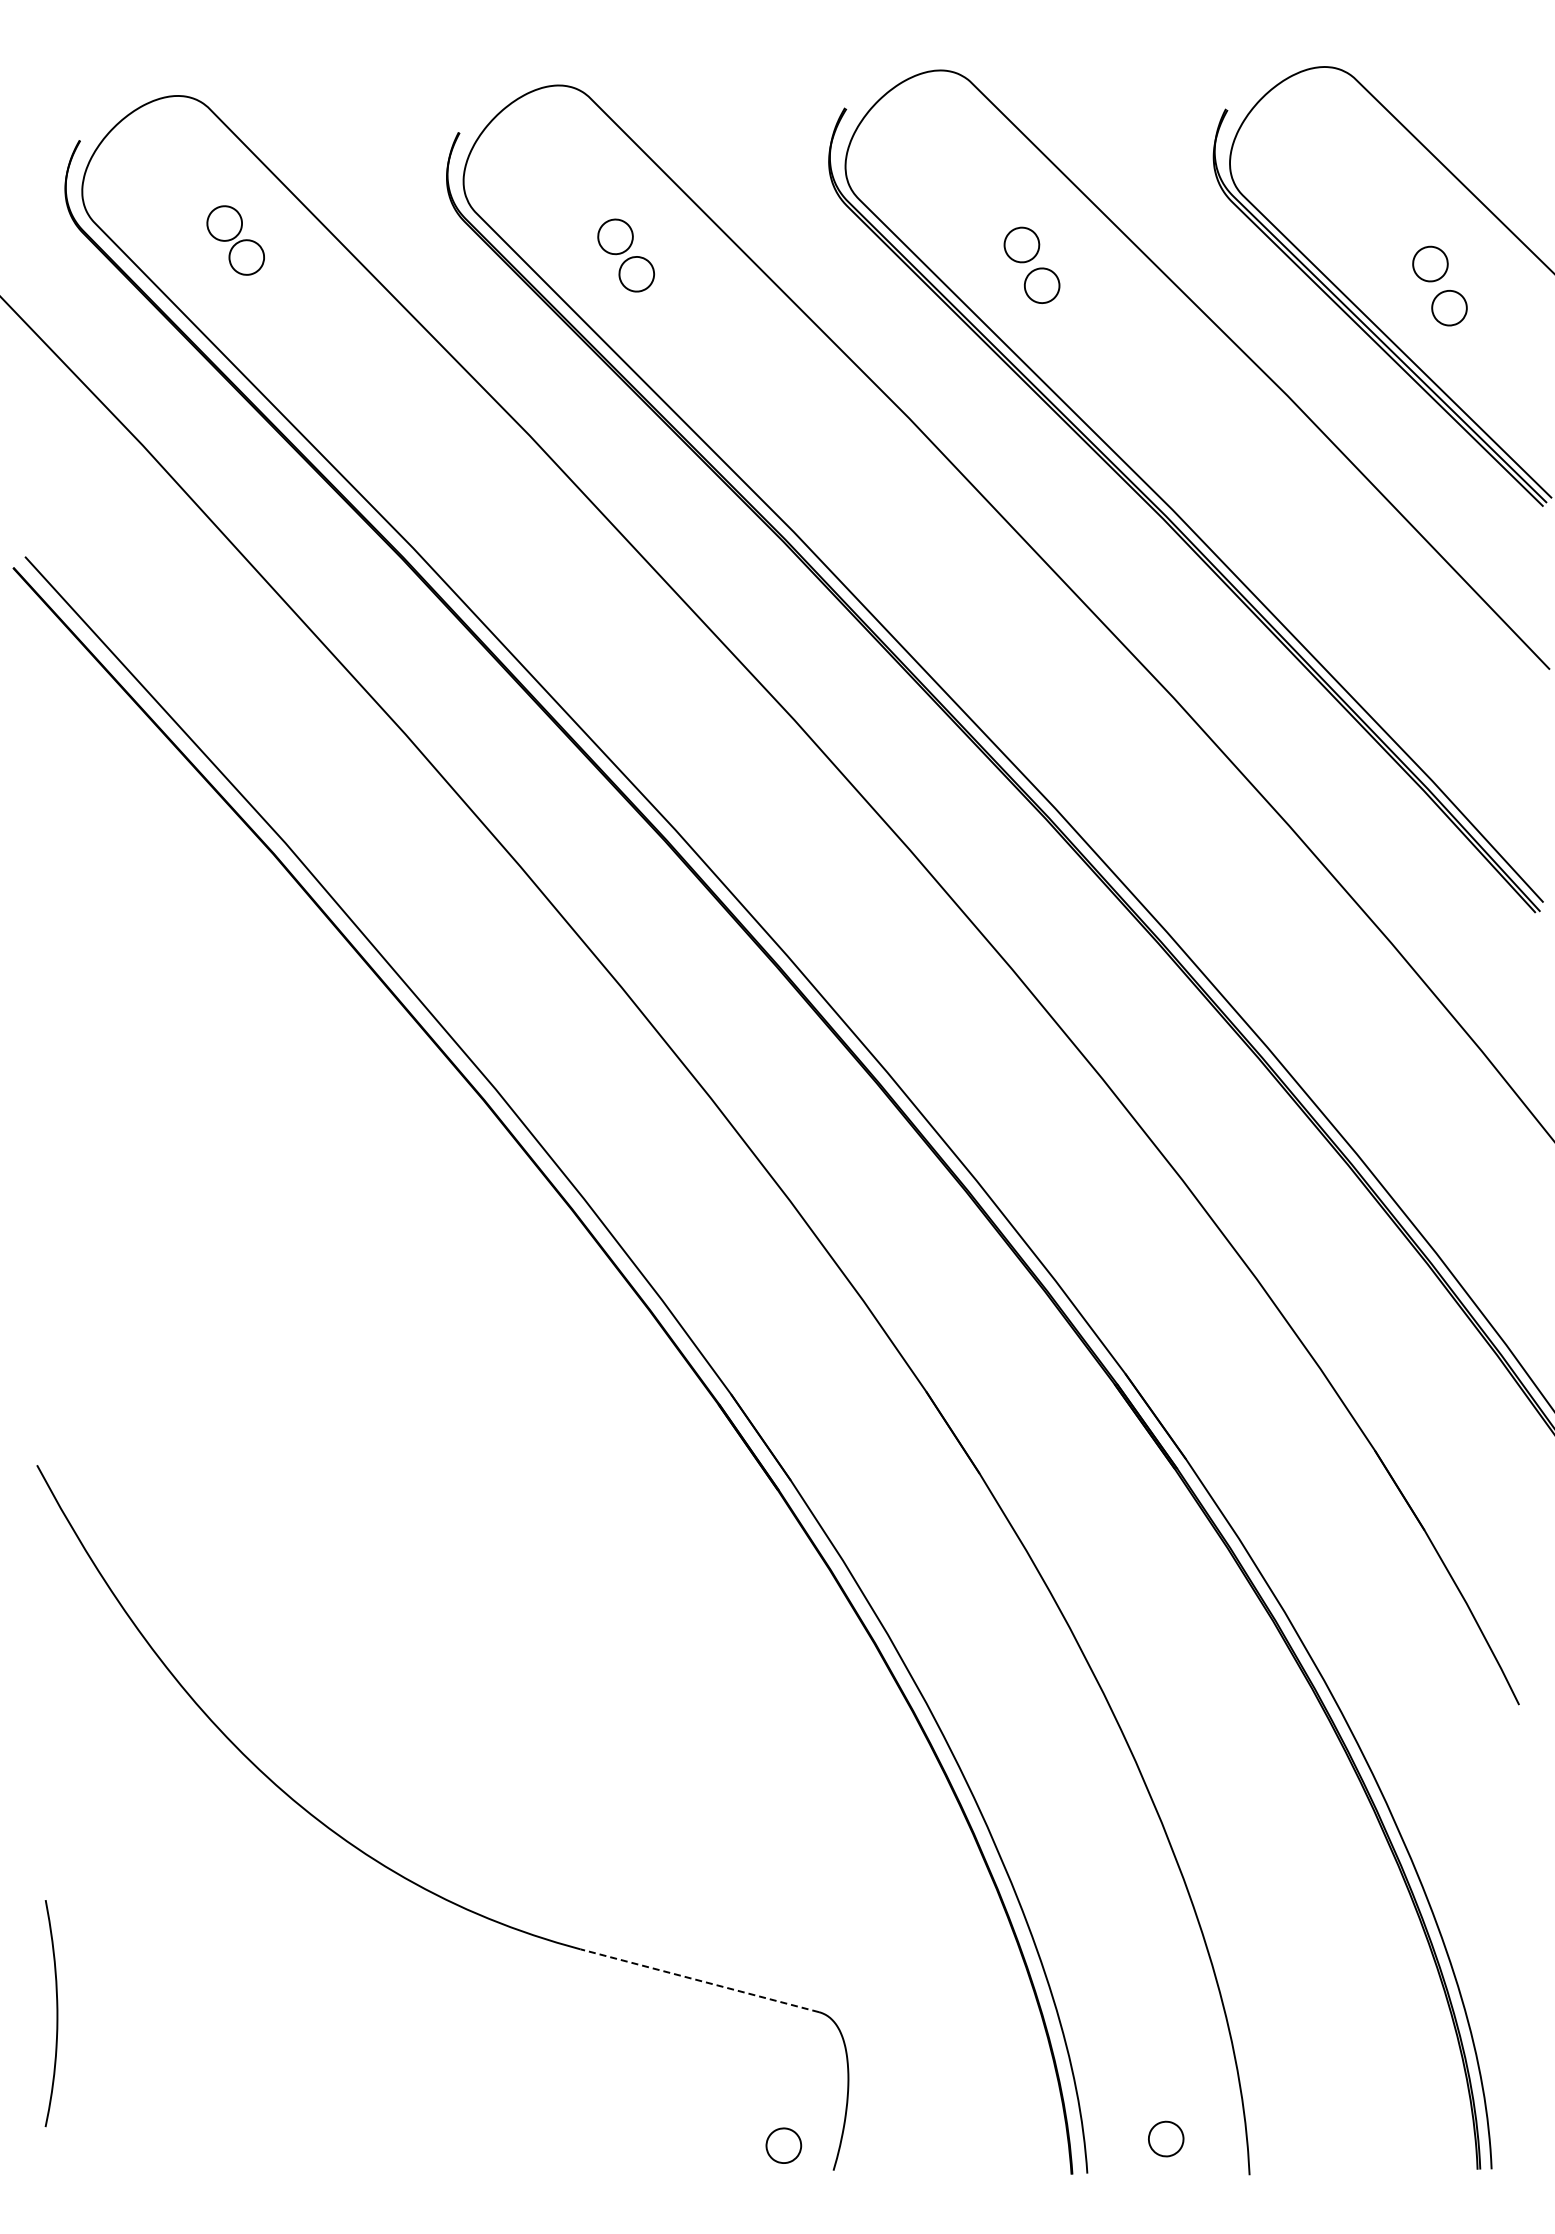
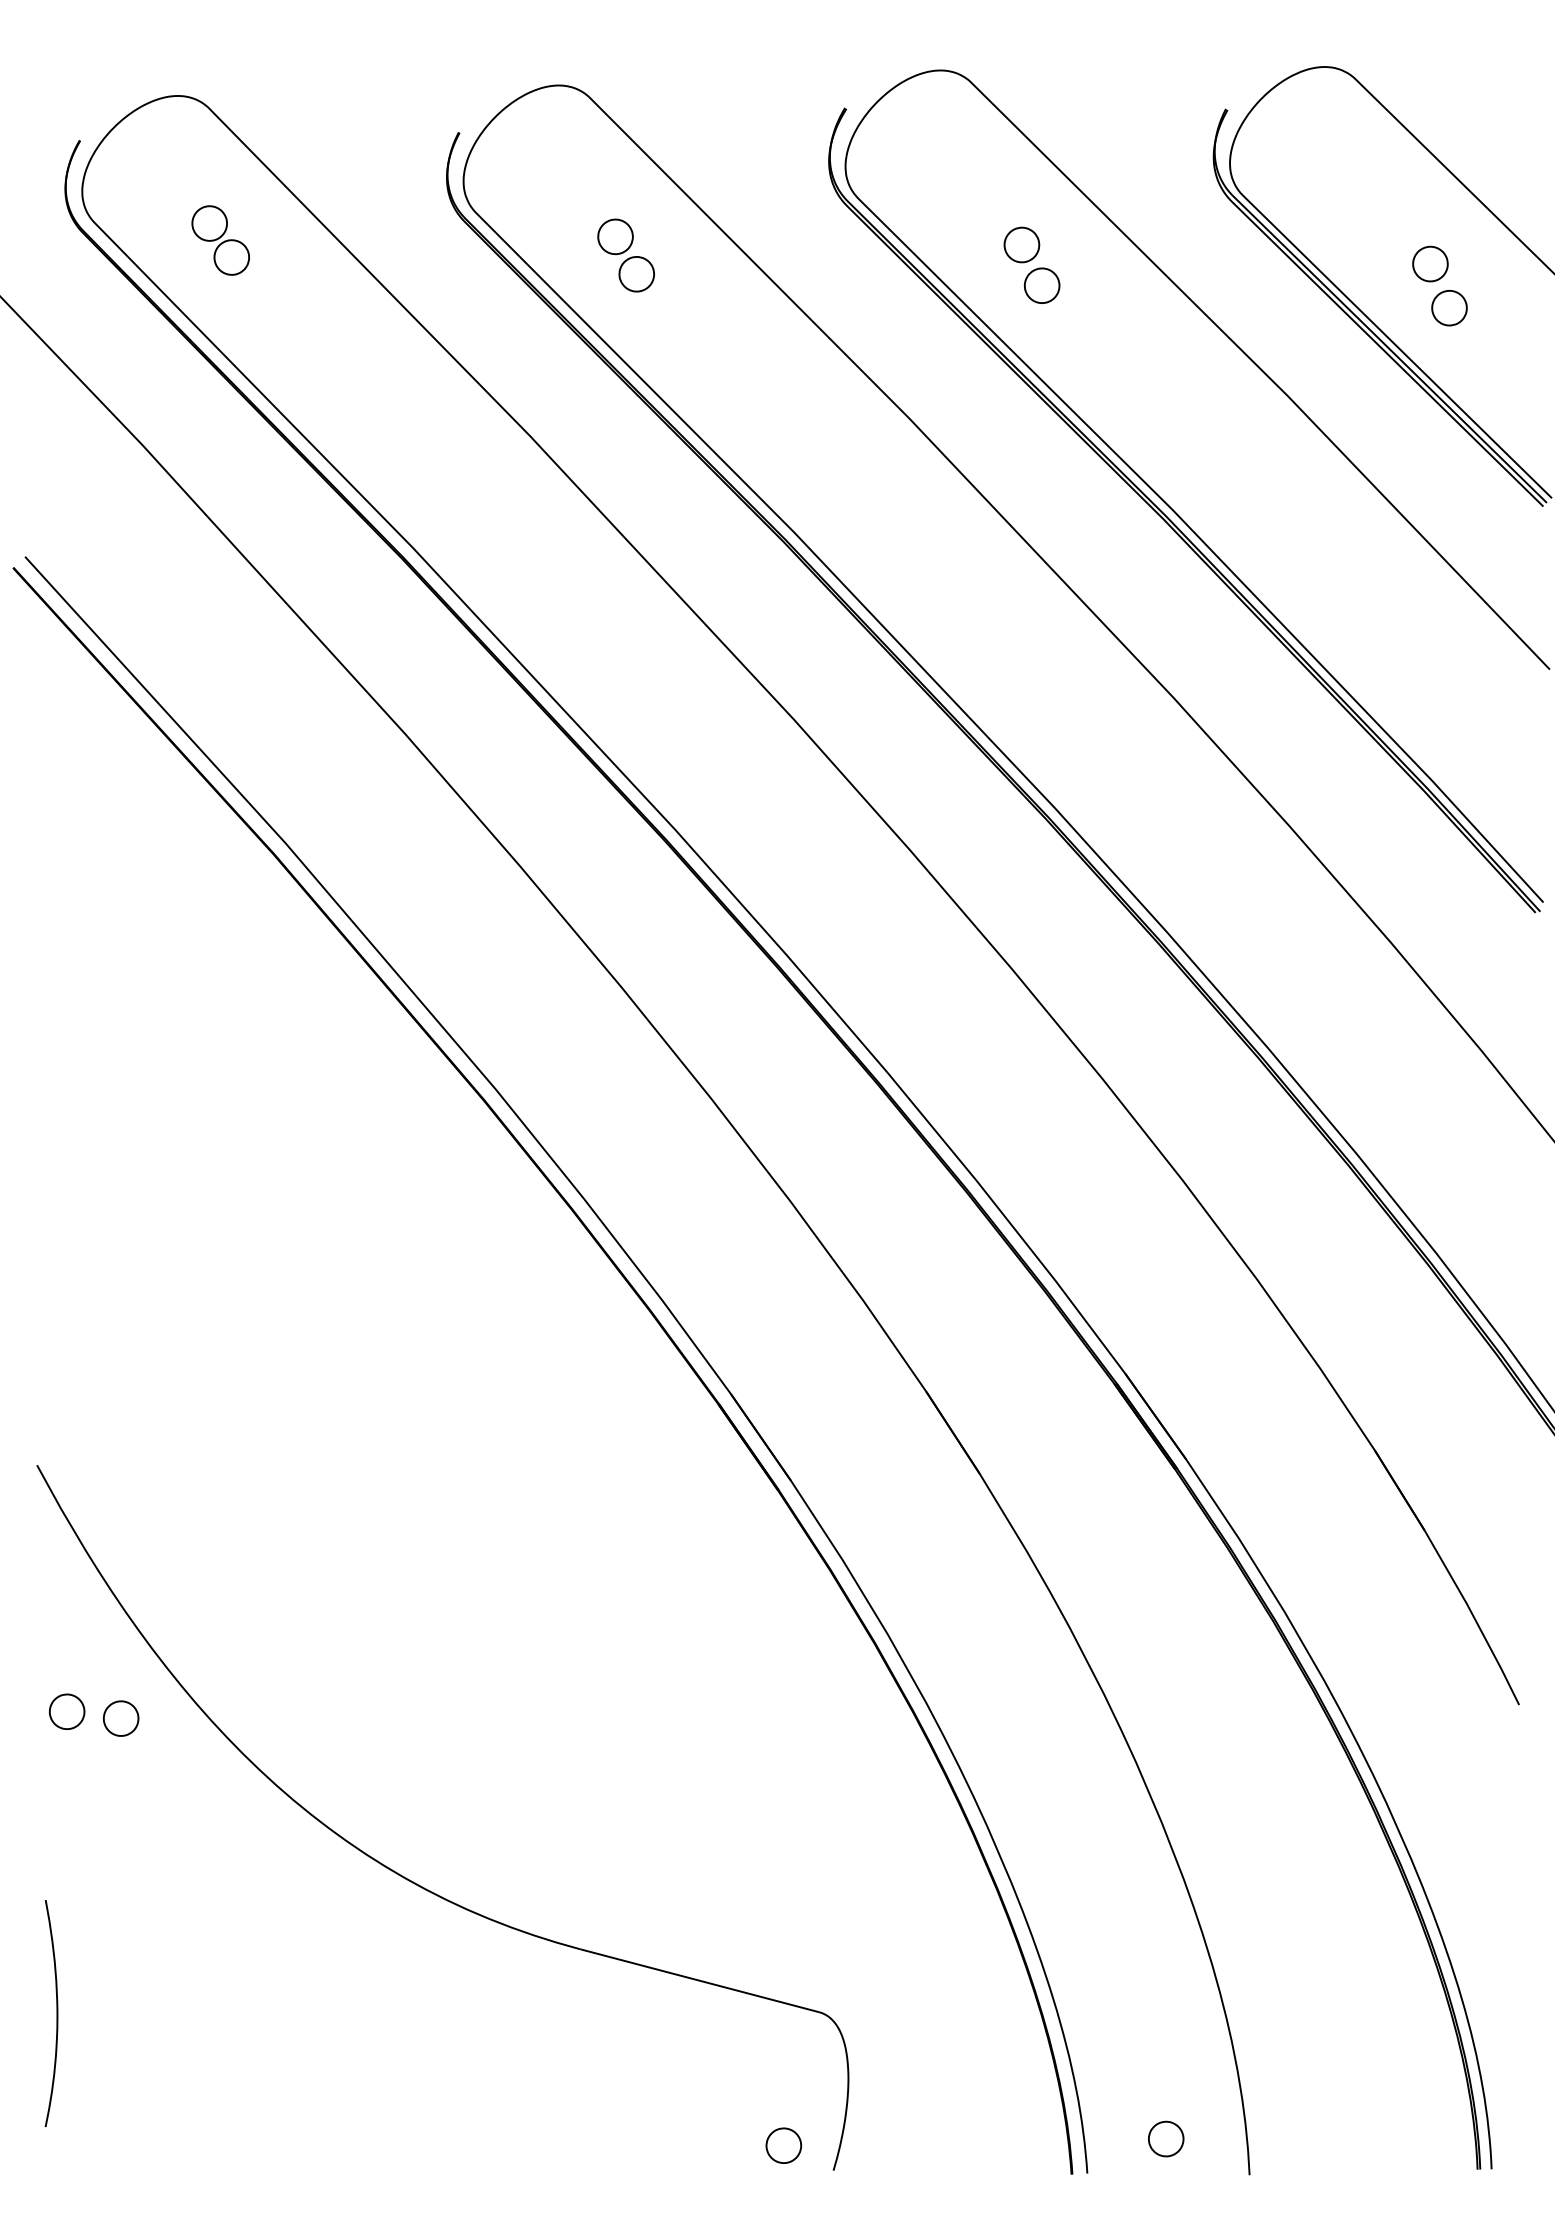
part position: (235, 240) -> (220, 240) (220, 240)
part: none -> present (66, 1711)
part: none -> present (121, 1718)
line: dashed -> solid (699, 1980)
